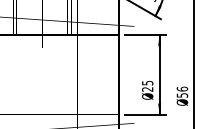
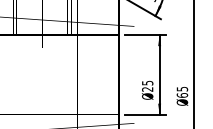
text: 56 -> 65 (182, 91)
